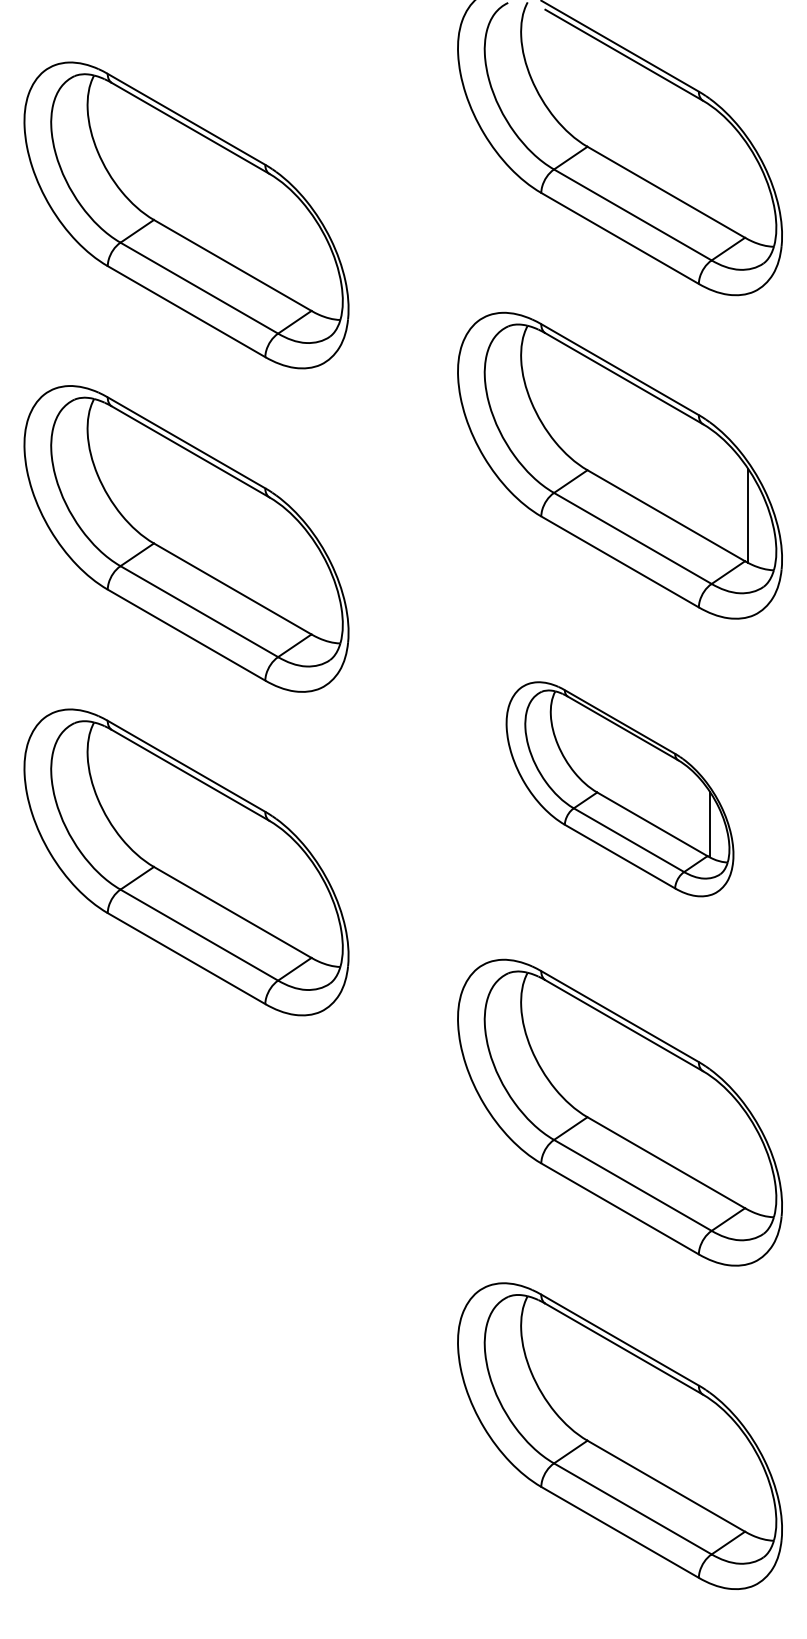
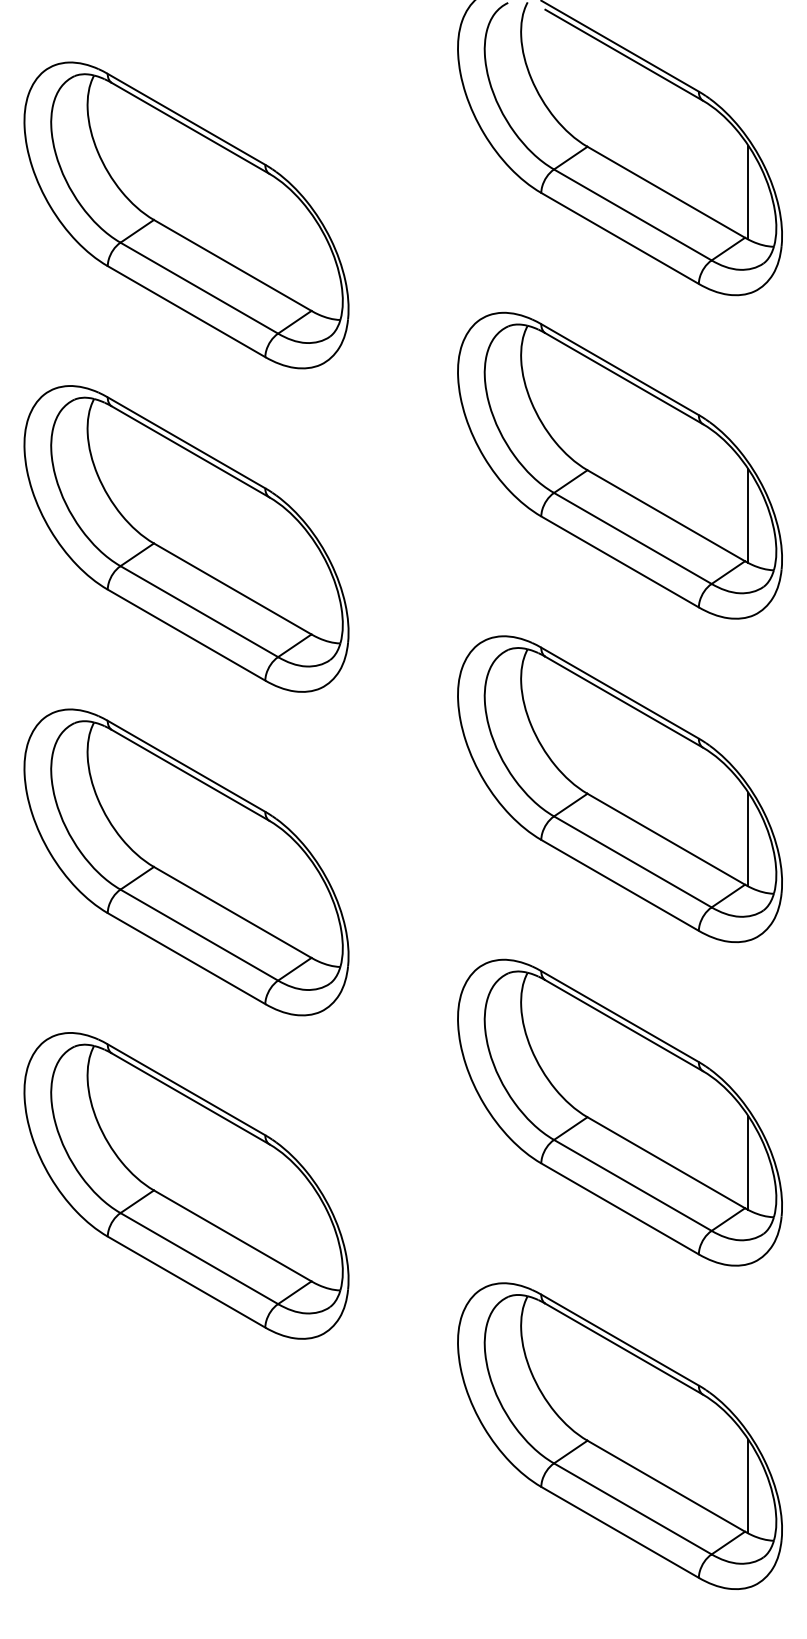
line: none -> present (748, 192)
part size: 230x217 px -> 326x309 px (619, 789)
line: none -> present (748, 1162)
part: none -> present (186, 1185)
line: none -> present (748, 1486)
